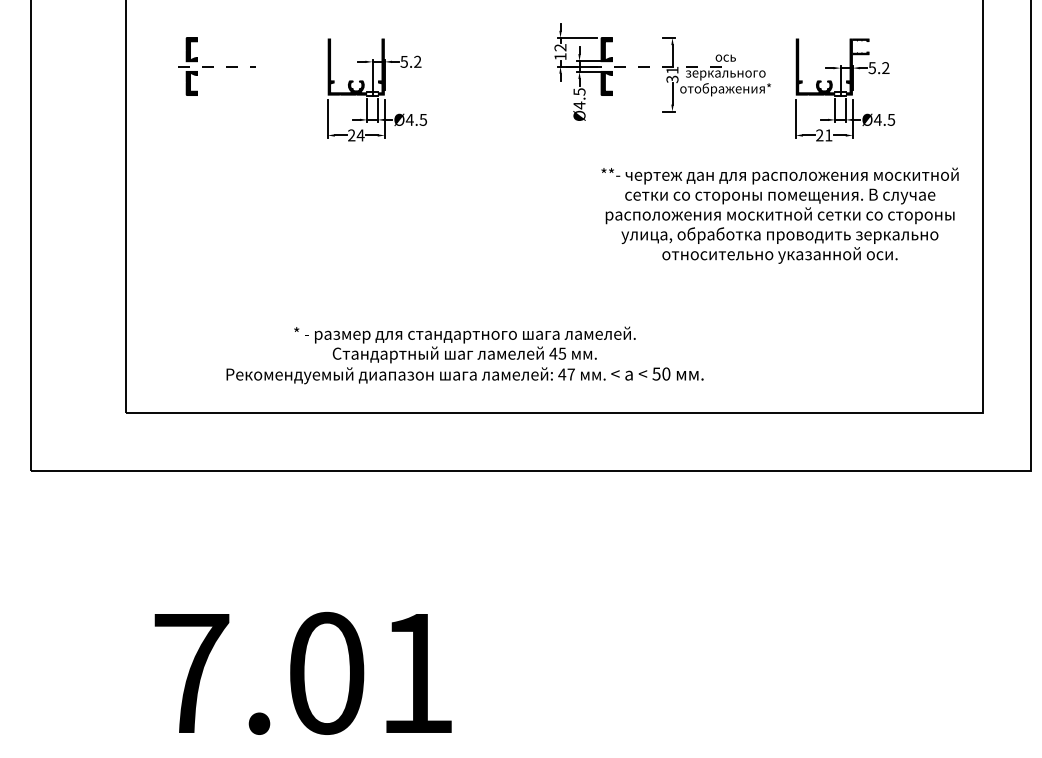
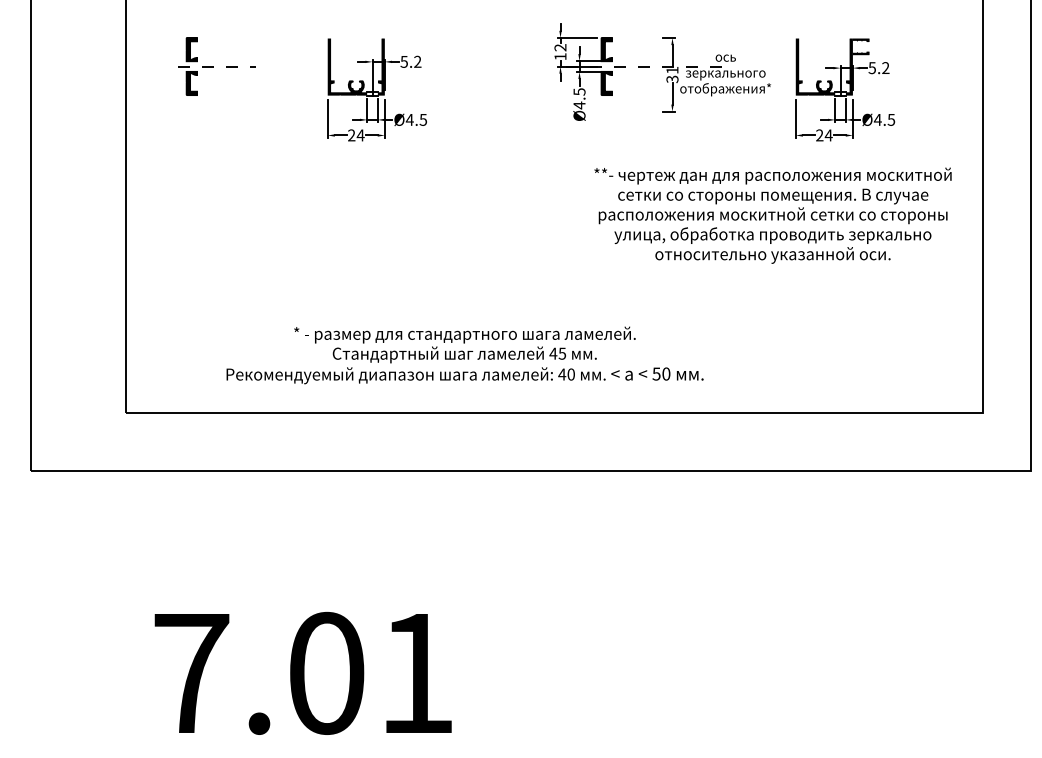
text: 21 -> 24 (828, 135)
text position: (779, 215) -> (772, 215) (772, 215)
text: 47 -> 40 (570, 374)
